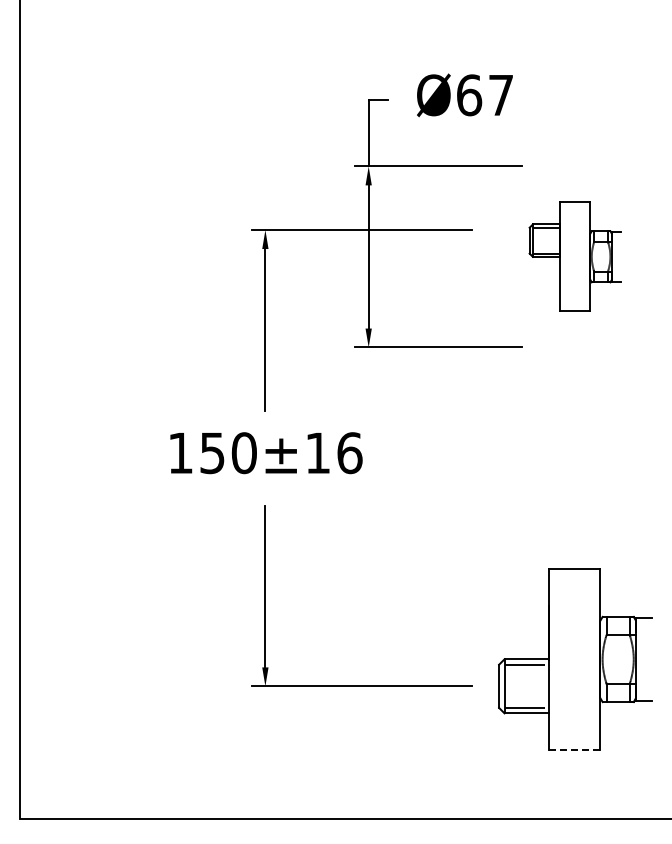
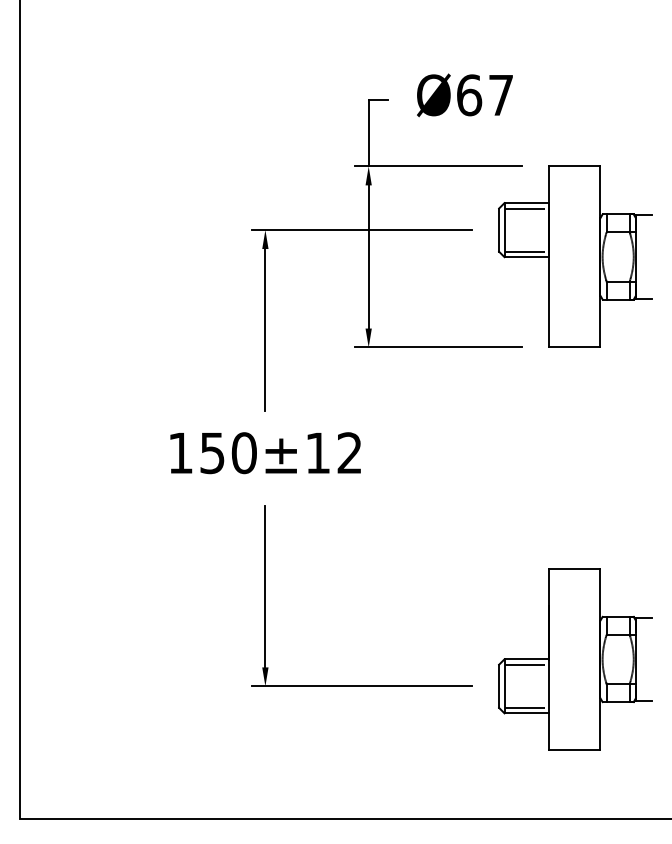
part size: 94x111 px -> 155x183 px (575, 256)
text: 150±16 -> 150±12 (349, 453)
line: dashed -> solid (574, 749)
